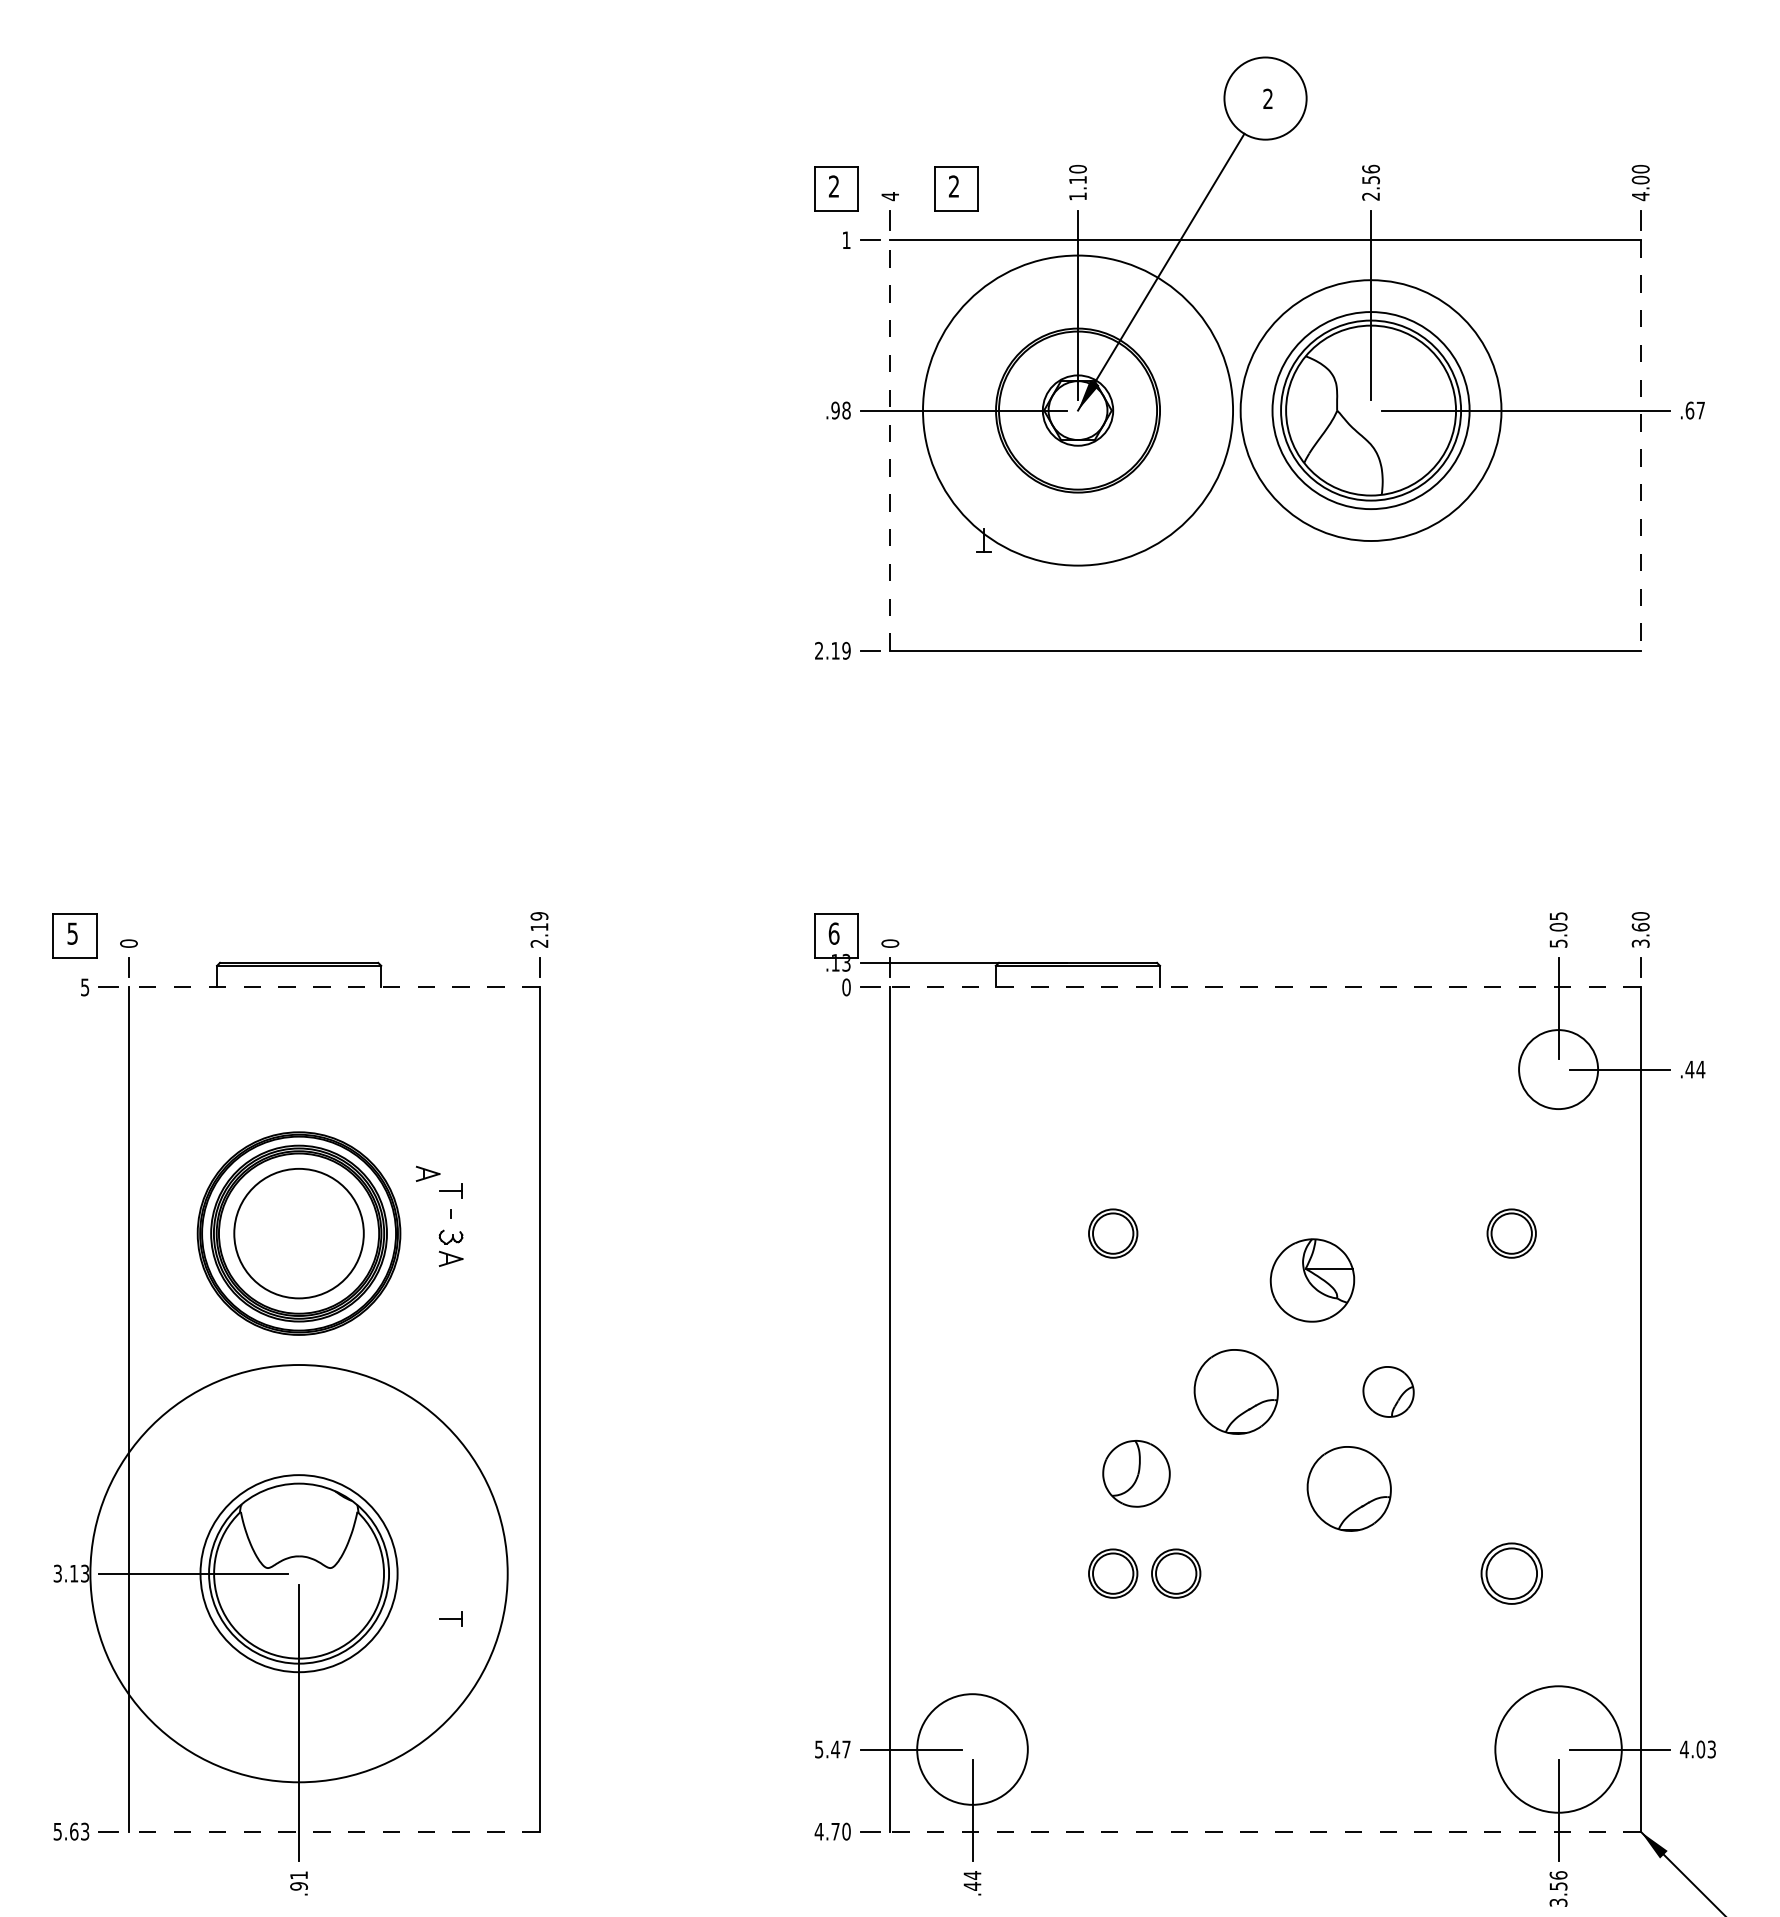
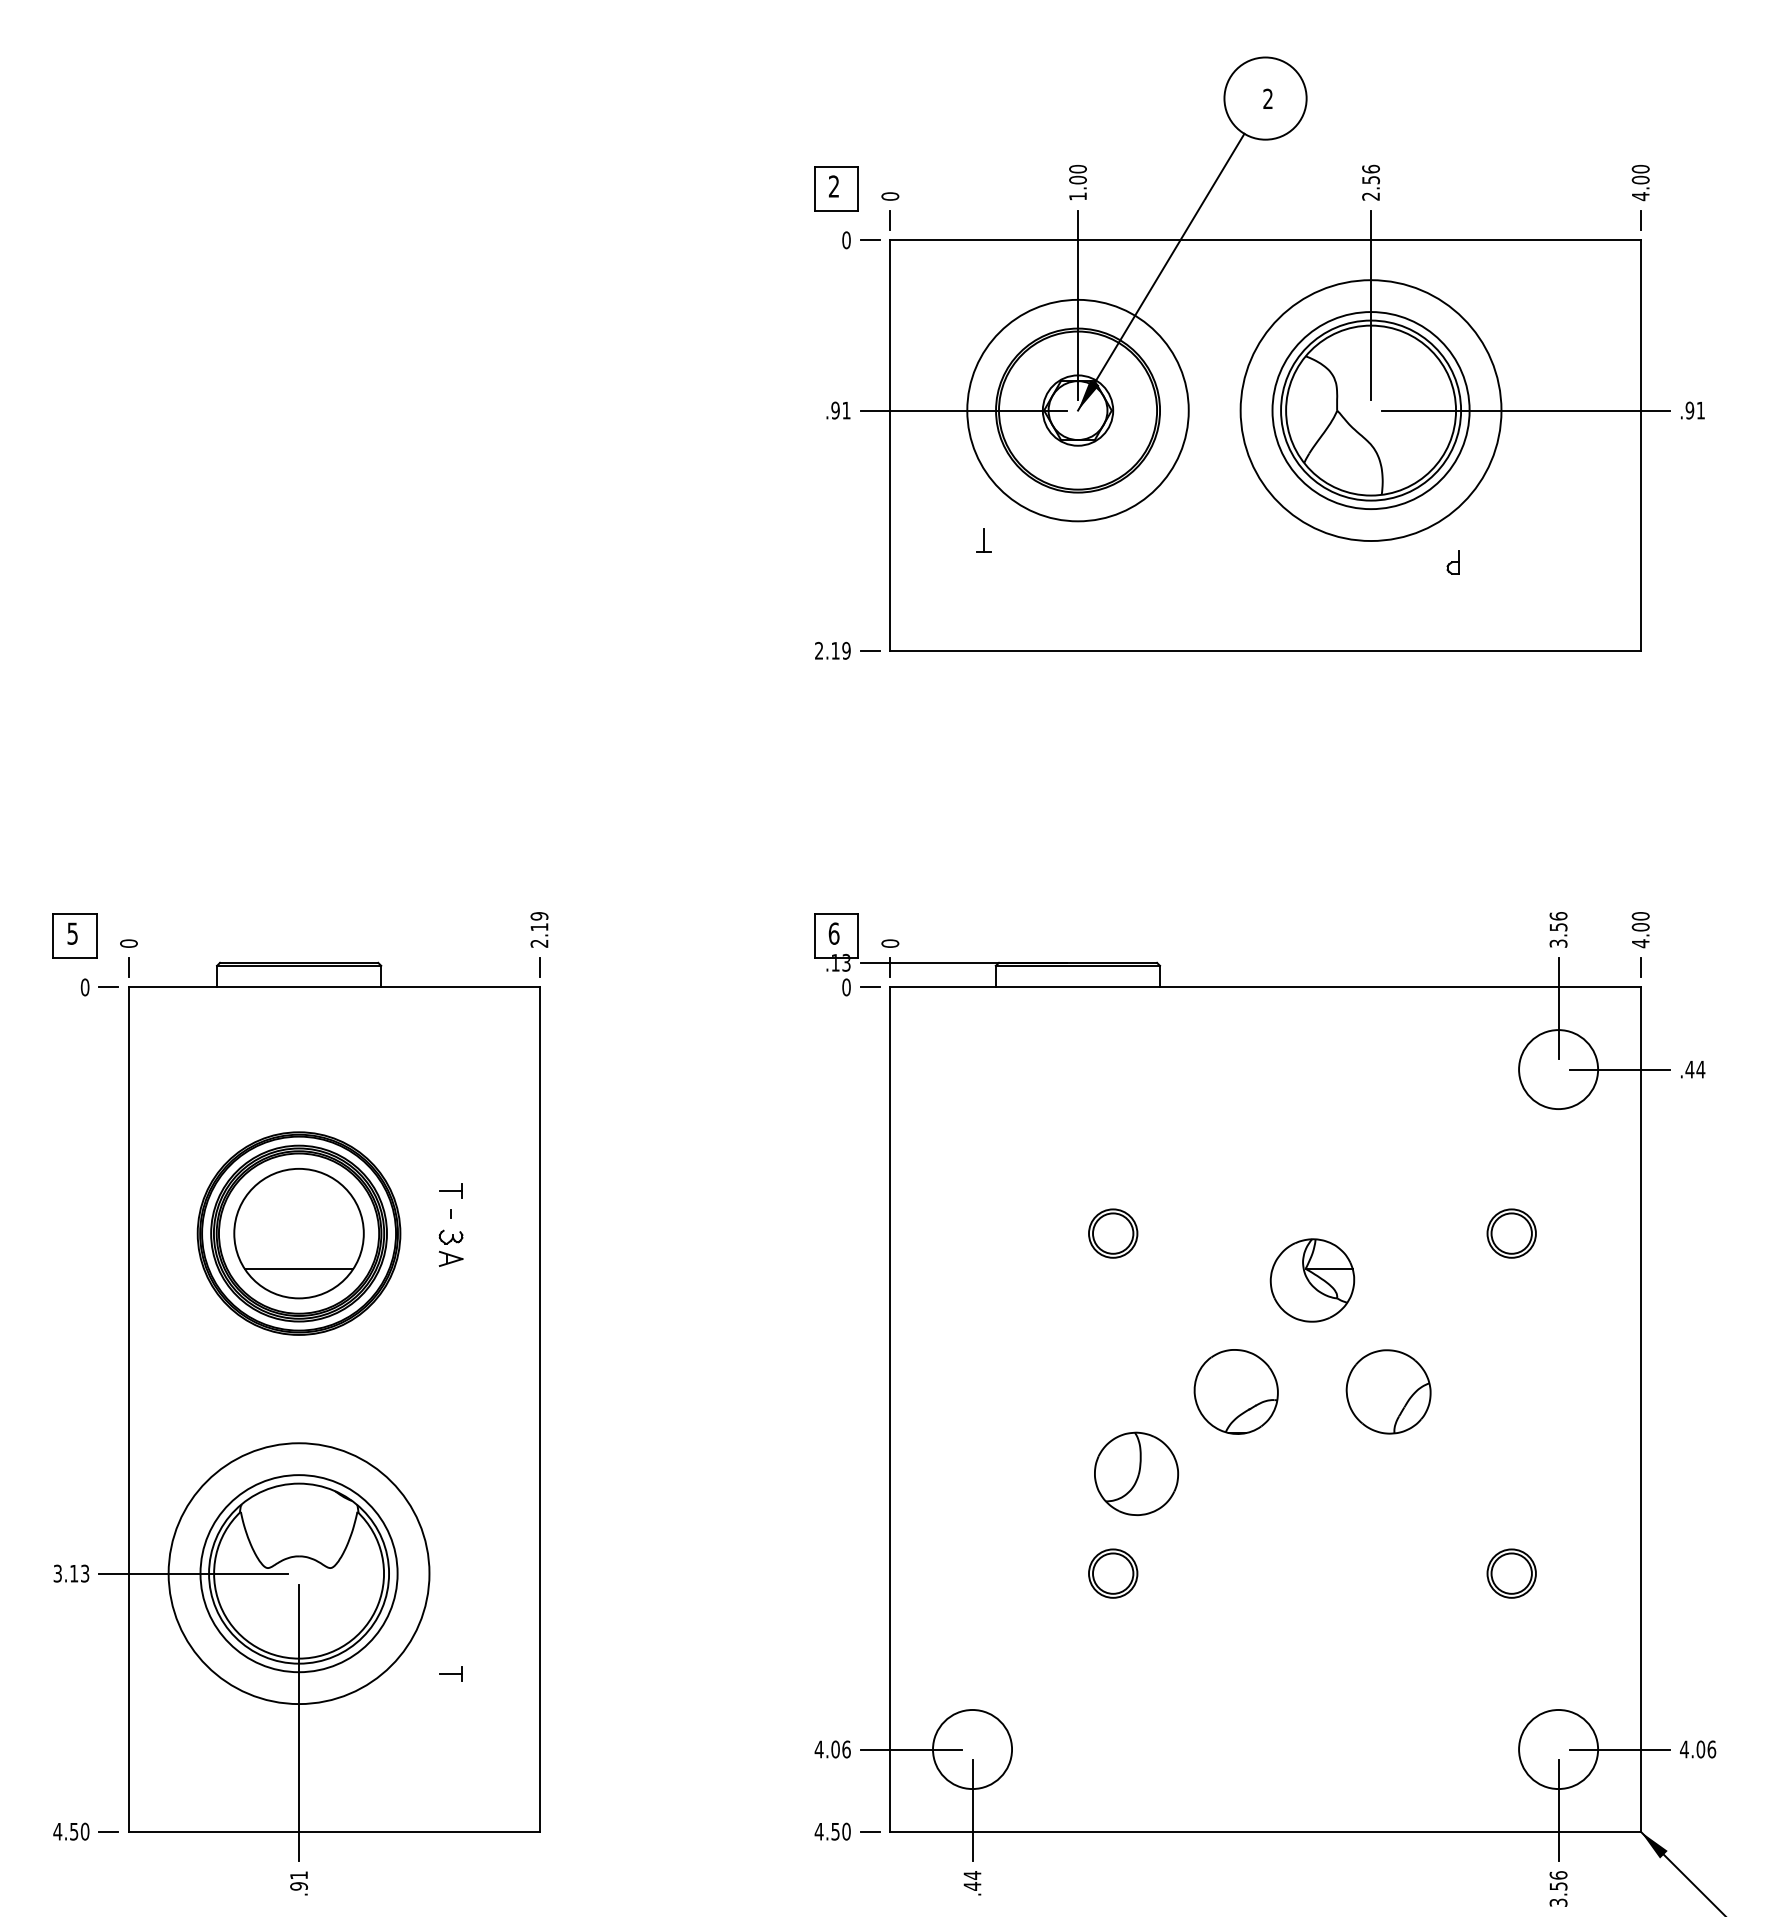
text: 1.10 -> 1.00 (1077, 179)
part: present -> none (956, 188)
text: 4 -> 0 (890, 196)
text: 1 -> 0 (846, 240)
text: .98 -> .91 (846, 410)
circle diameter: 310 px -> 221 px (1077, 410)
text: .67 -> .91 (1694, 410)
line: dashed -> solid (890, 445)
line: dashed -> solid (1640, 446)
part: none -> present (1452, 562)
text: 5.05 -> 3.56 (1558, 929)
text: 3.60 -> 4.00 (1640, 935)
text: 5 -> 0 (84, 987)
line: dashed -> solid (333, 987)
line: dashed -> solid (1265, 987)
part: present -> none (427, 1173)
line: none -> present (298, 1268)
part size: 53x52 px -> 87x86 px (1388, 1391)
part size: 69x68 px -> 85x85 px (1136, 1473)
part: present -> none (1348, 1488)
circle diameter: 417 px -> 261 px (298, 1573)
part: present -> none (1176, 1573)
part size: 63x63 px -> 51x51 px (1511, 1573)
part position: (450, 1618) -> (450, 1673) (450, 1673)
text: 5.47 -> 4.06 (832, 1749)
circle diameter: 111 px -> 79 px (972, 1749)
circle diameter: 126 px -> 79 px (1558, 1749)
text: 4.03 -> 4.06 (1711, 1749)
text: 5.63 -> 4.50 (71, 1831)
line: dashed -> solid (333, 1831)
text: 4.70 -> 4.50 (835, 1831)
line: dashed -> solid (1265, 1831)
